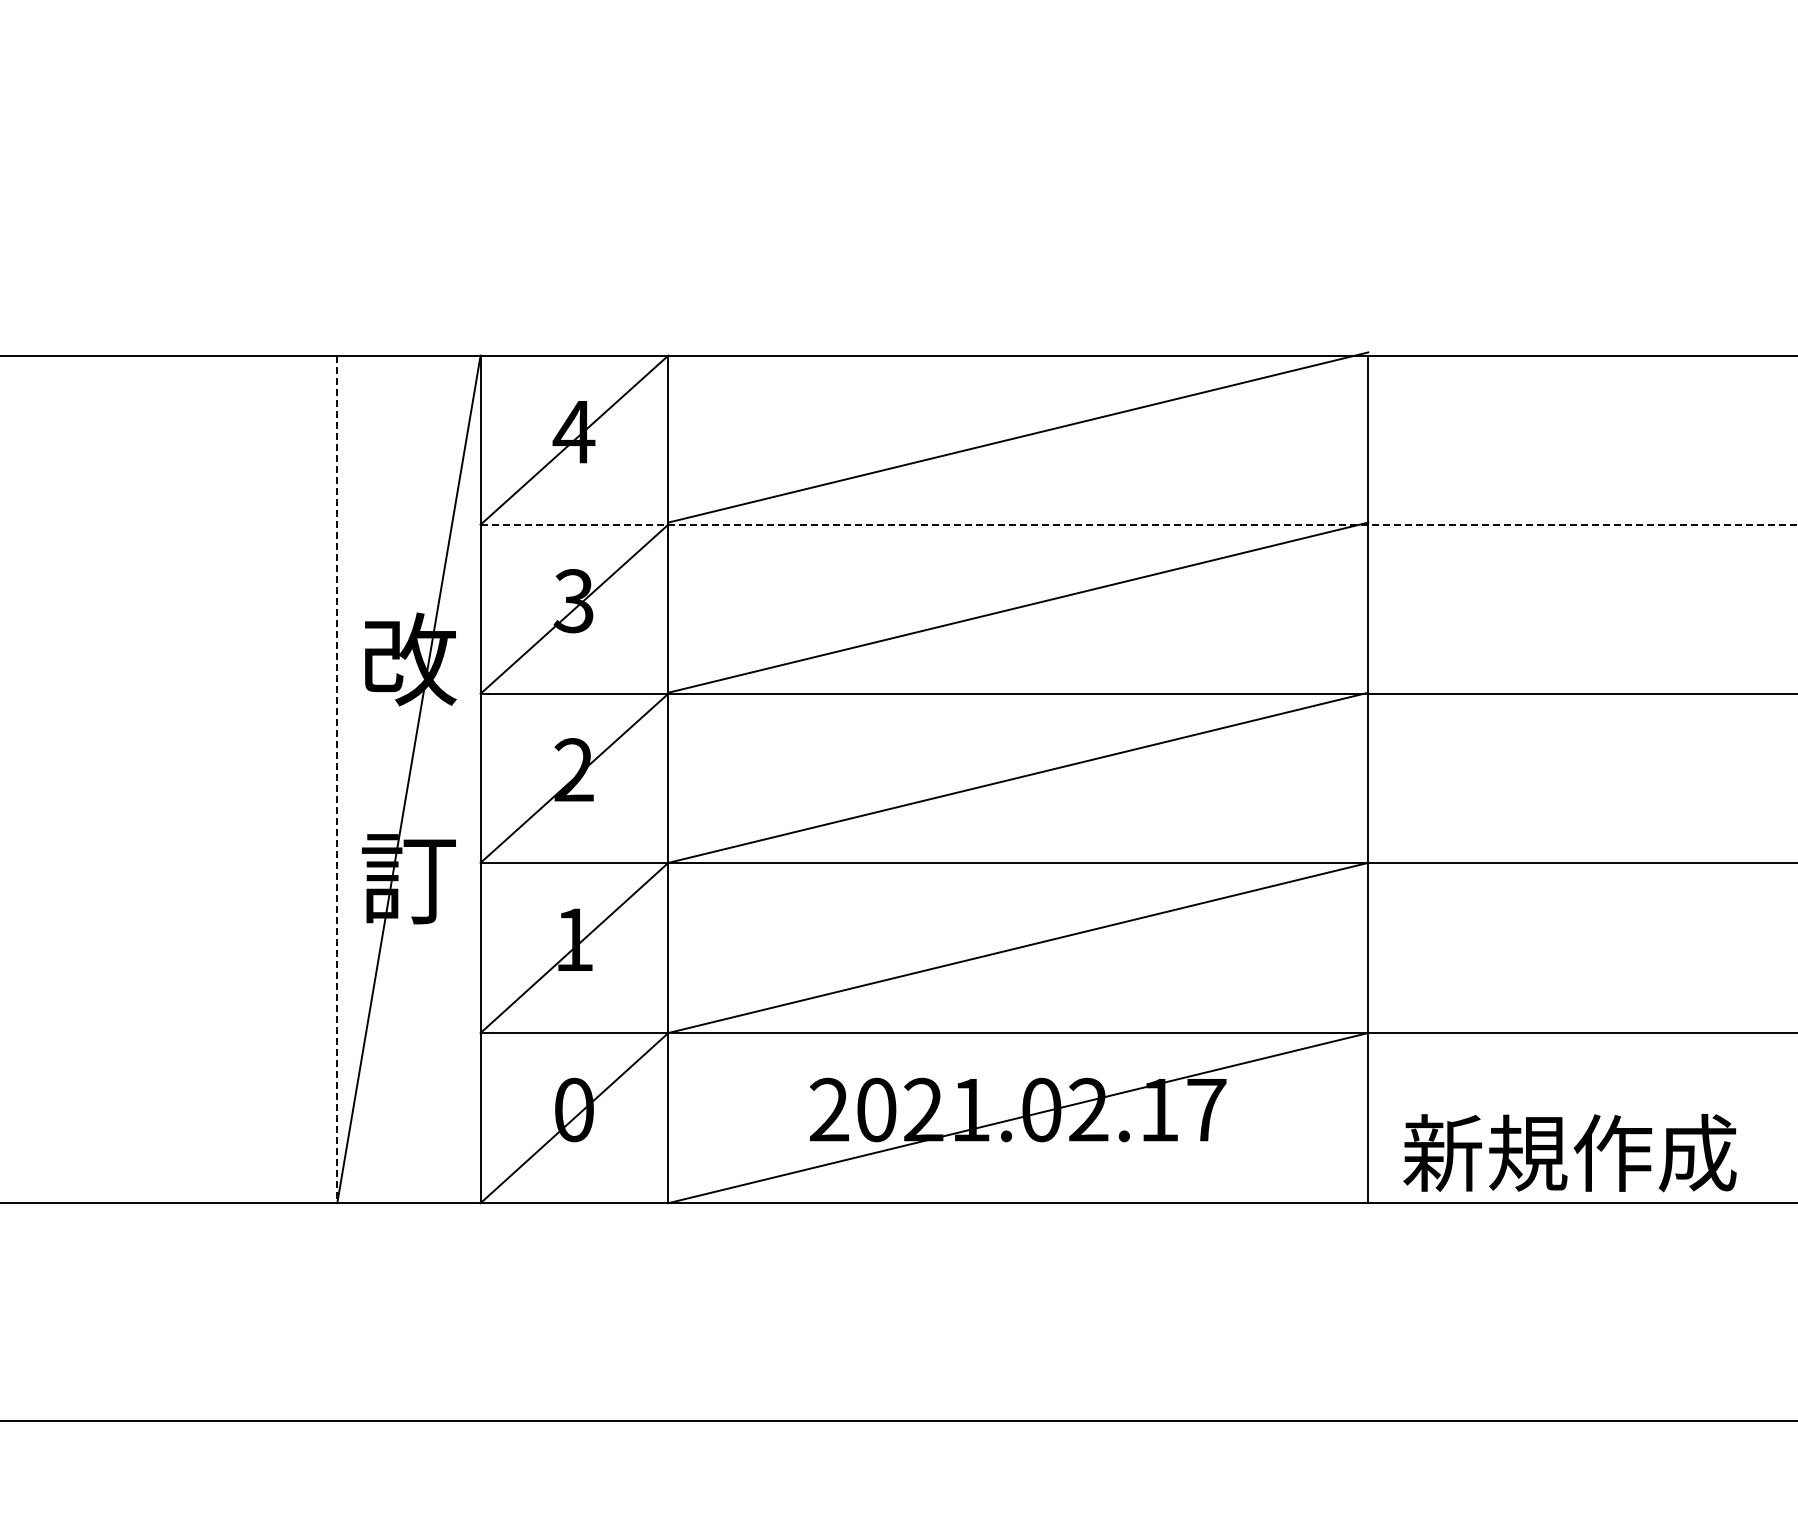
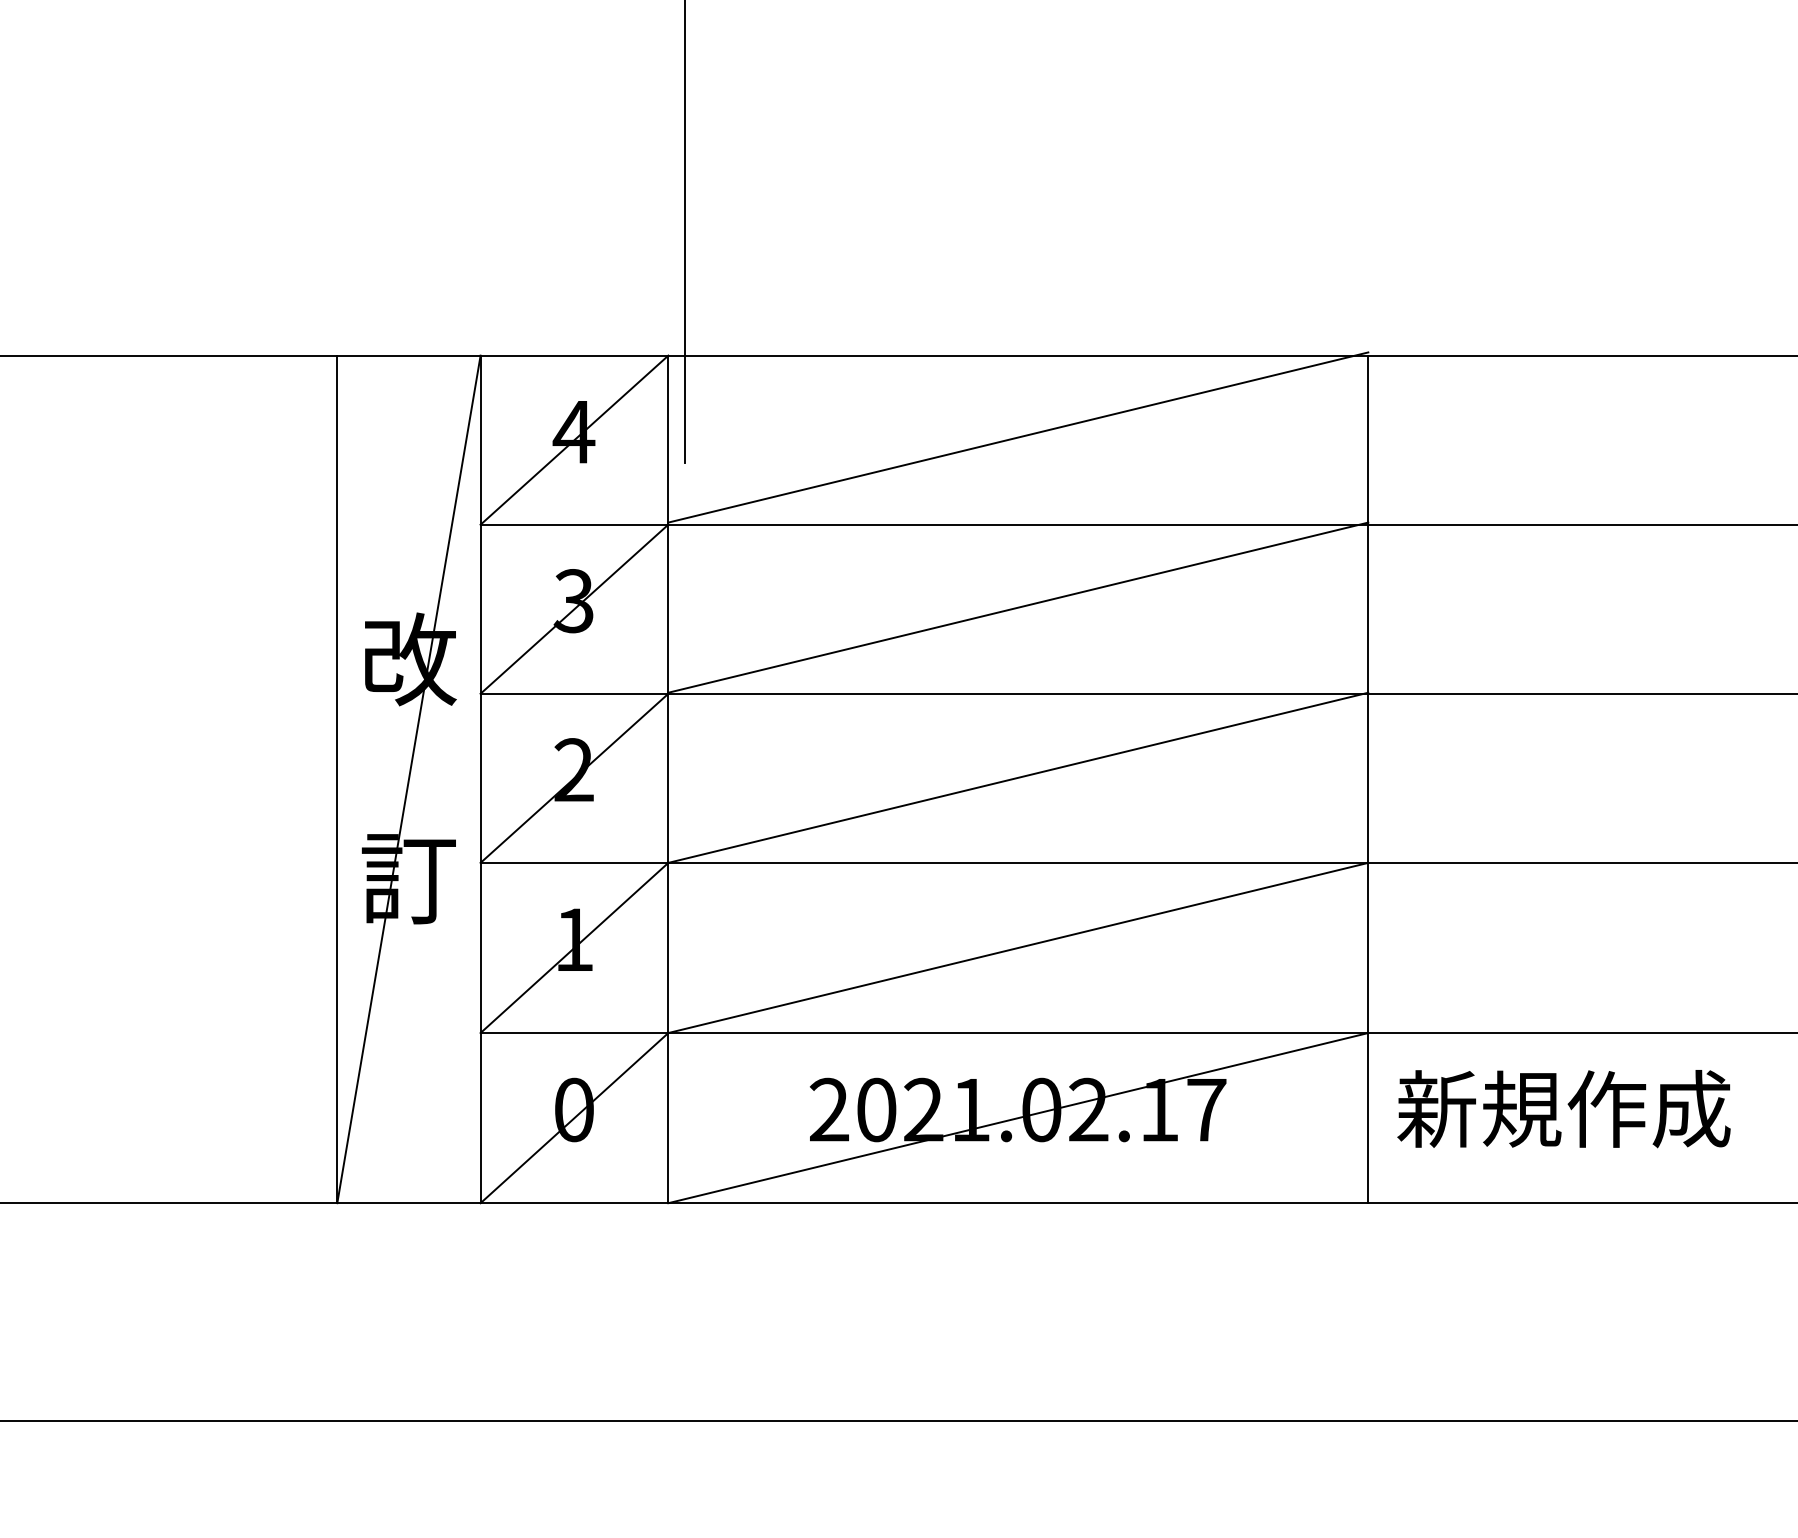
line: none -> present (684, 232)
line: dashed -> solid (1139, 524)
line: dashed -> solid (337, 779)
text position: (1569, 1153) -> (1563, 1109) (1563, 1109)
